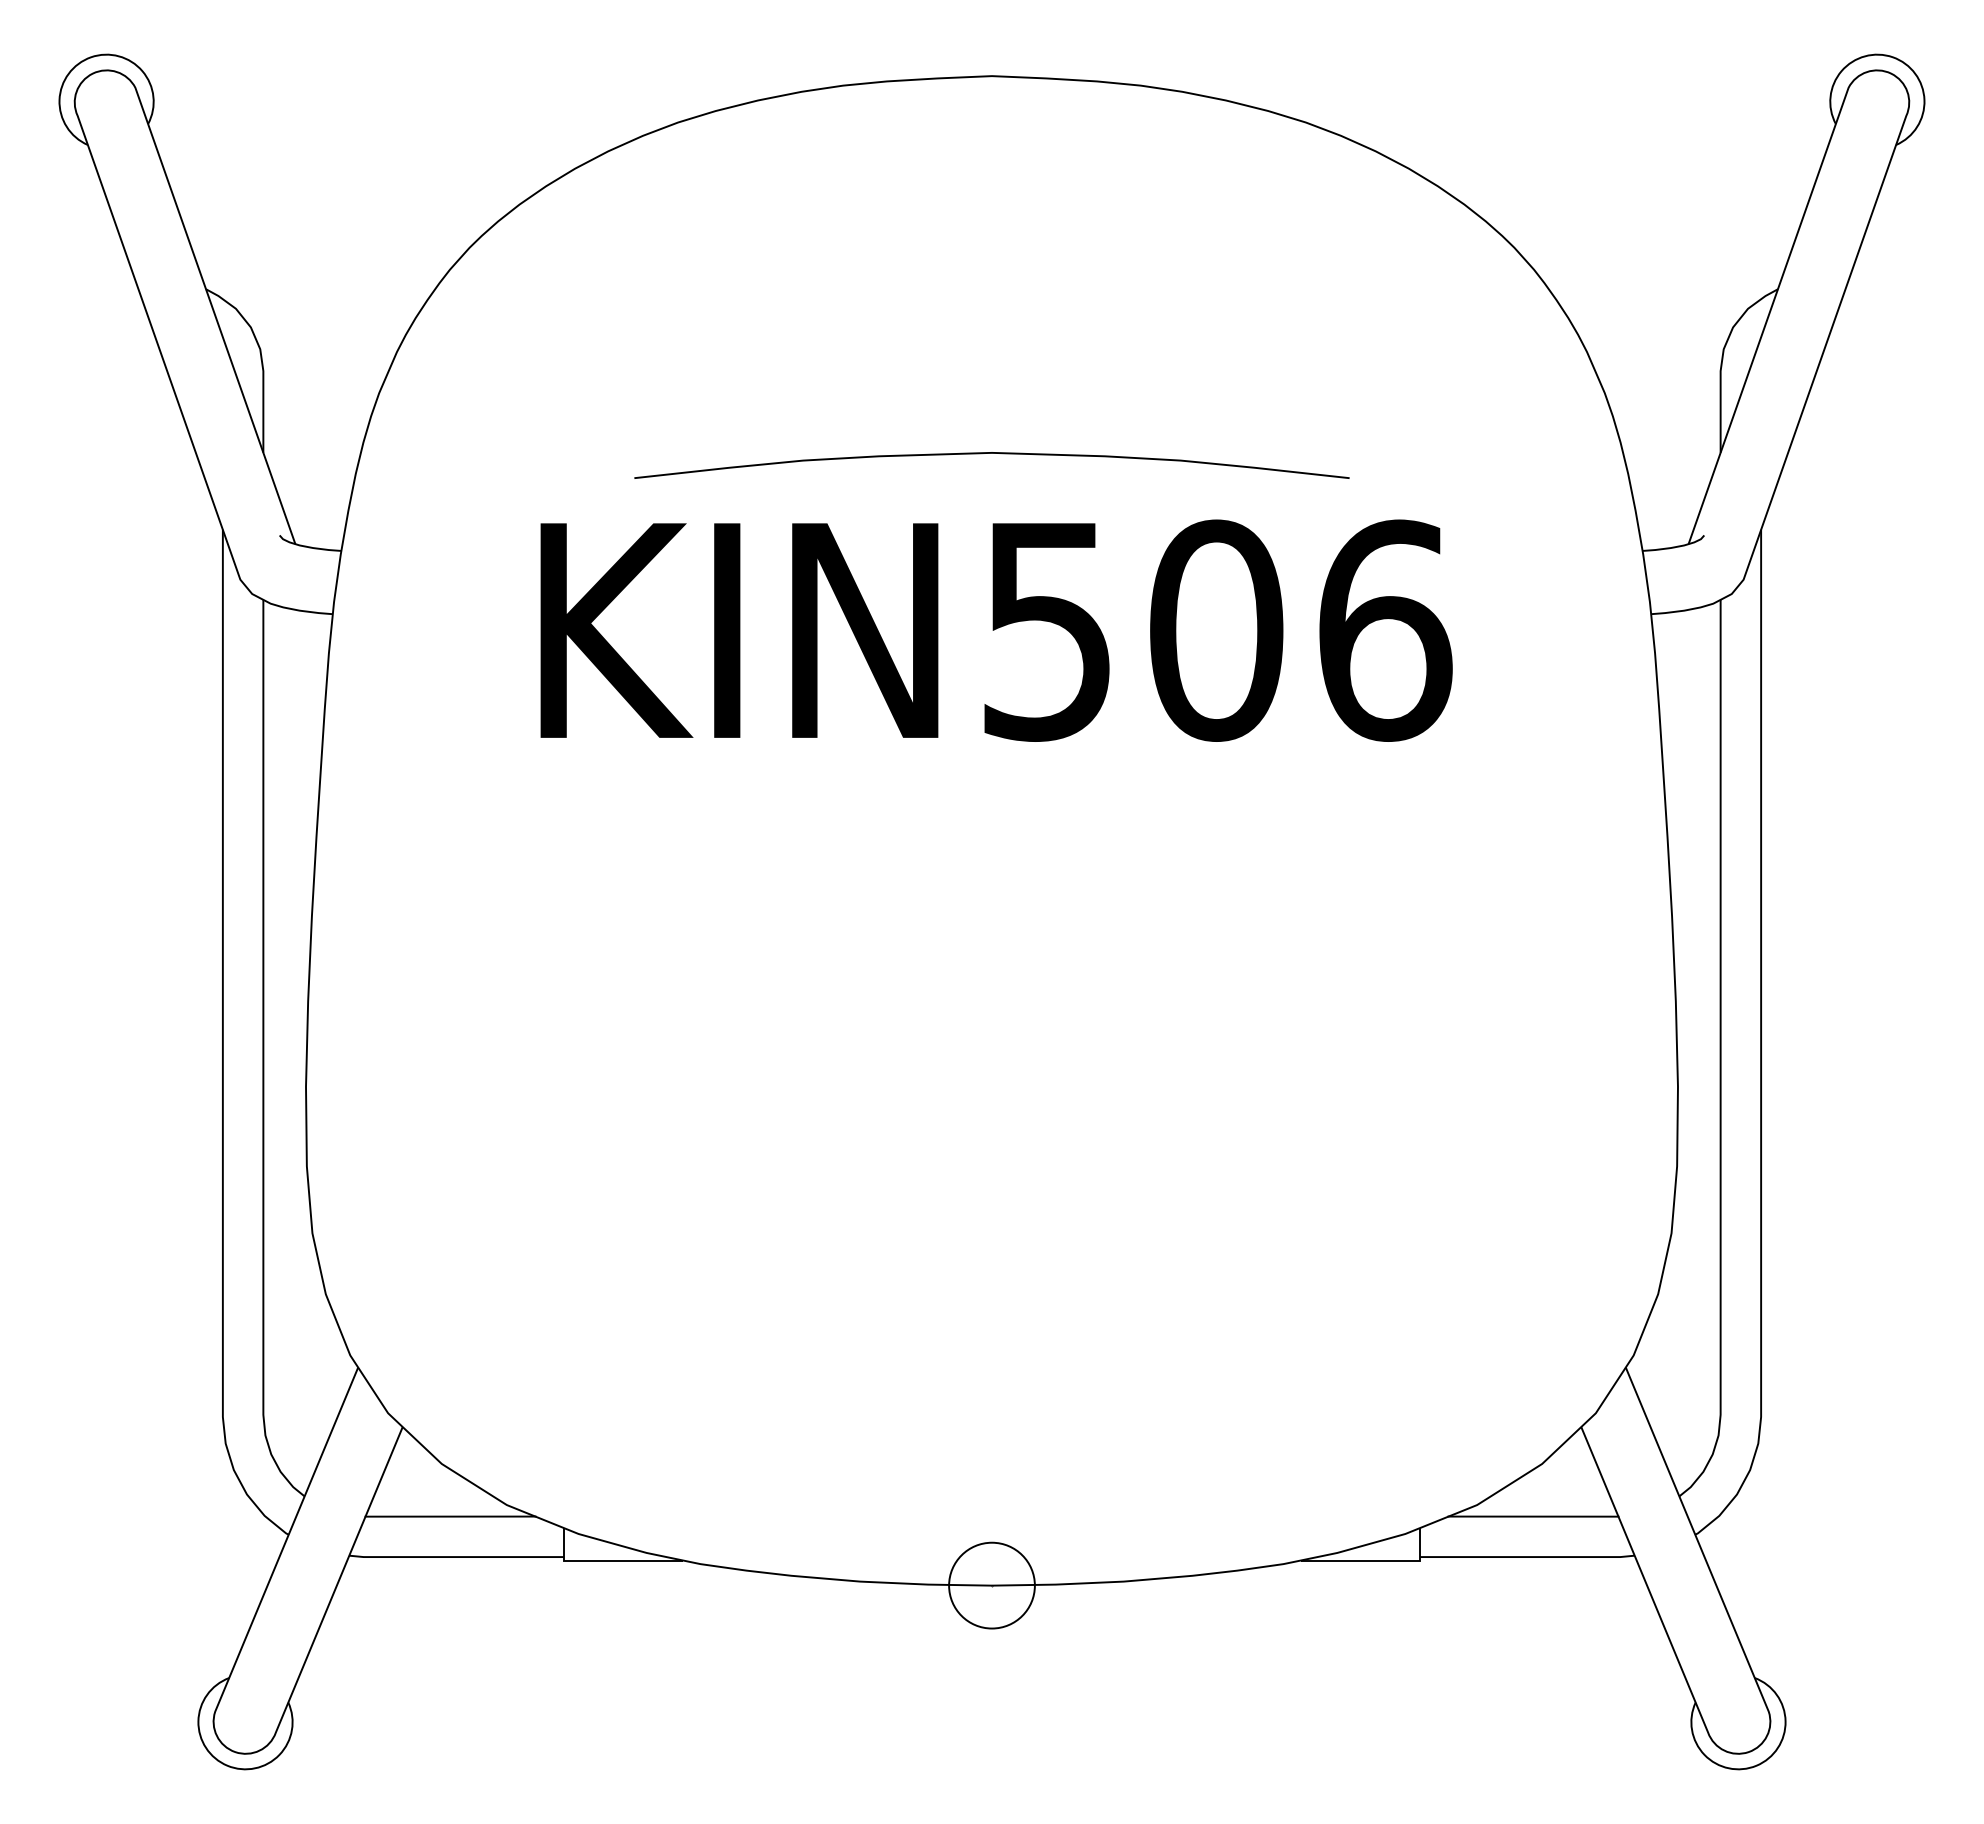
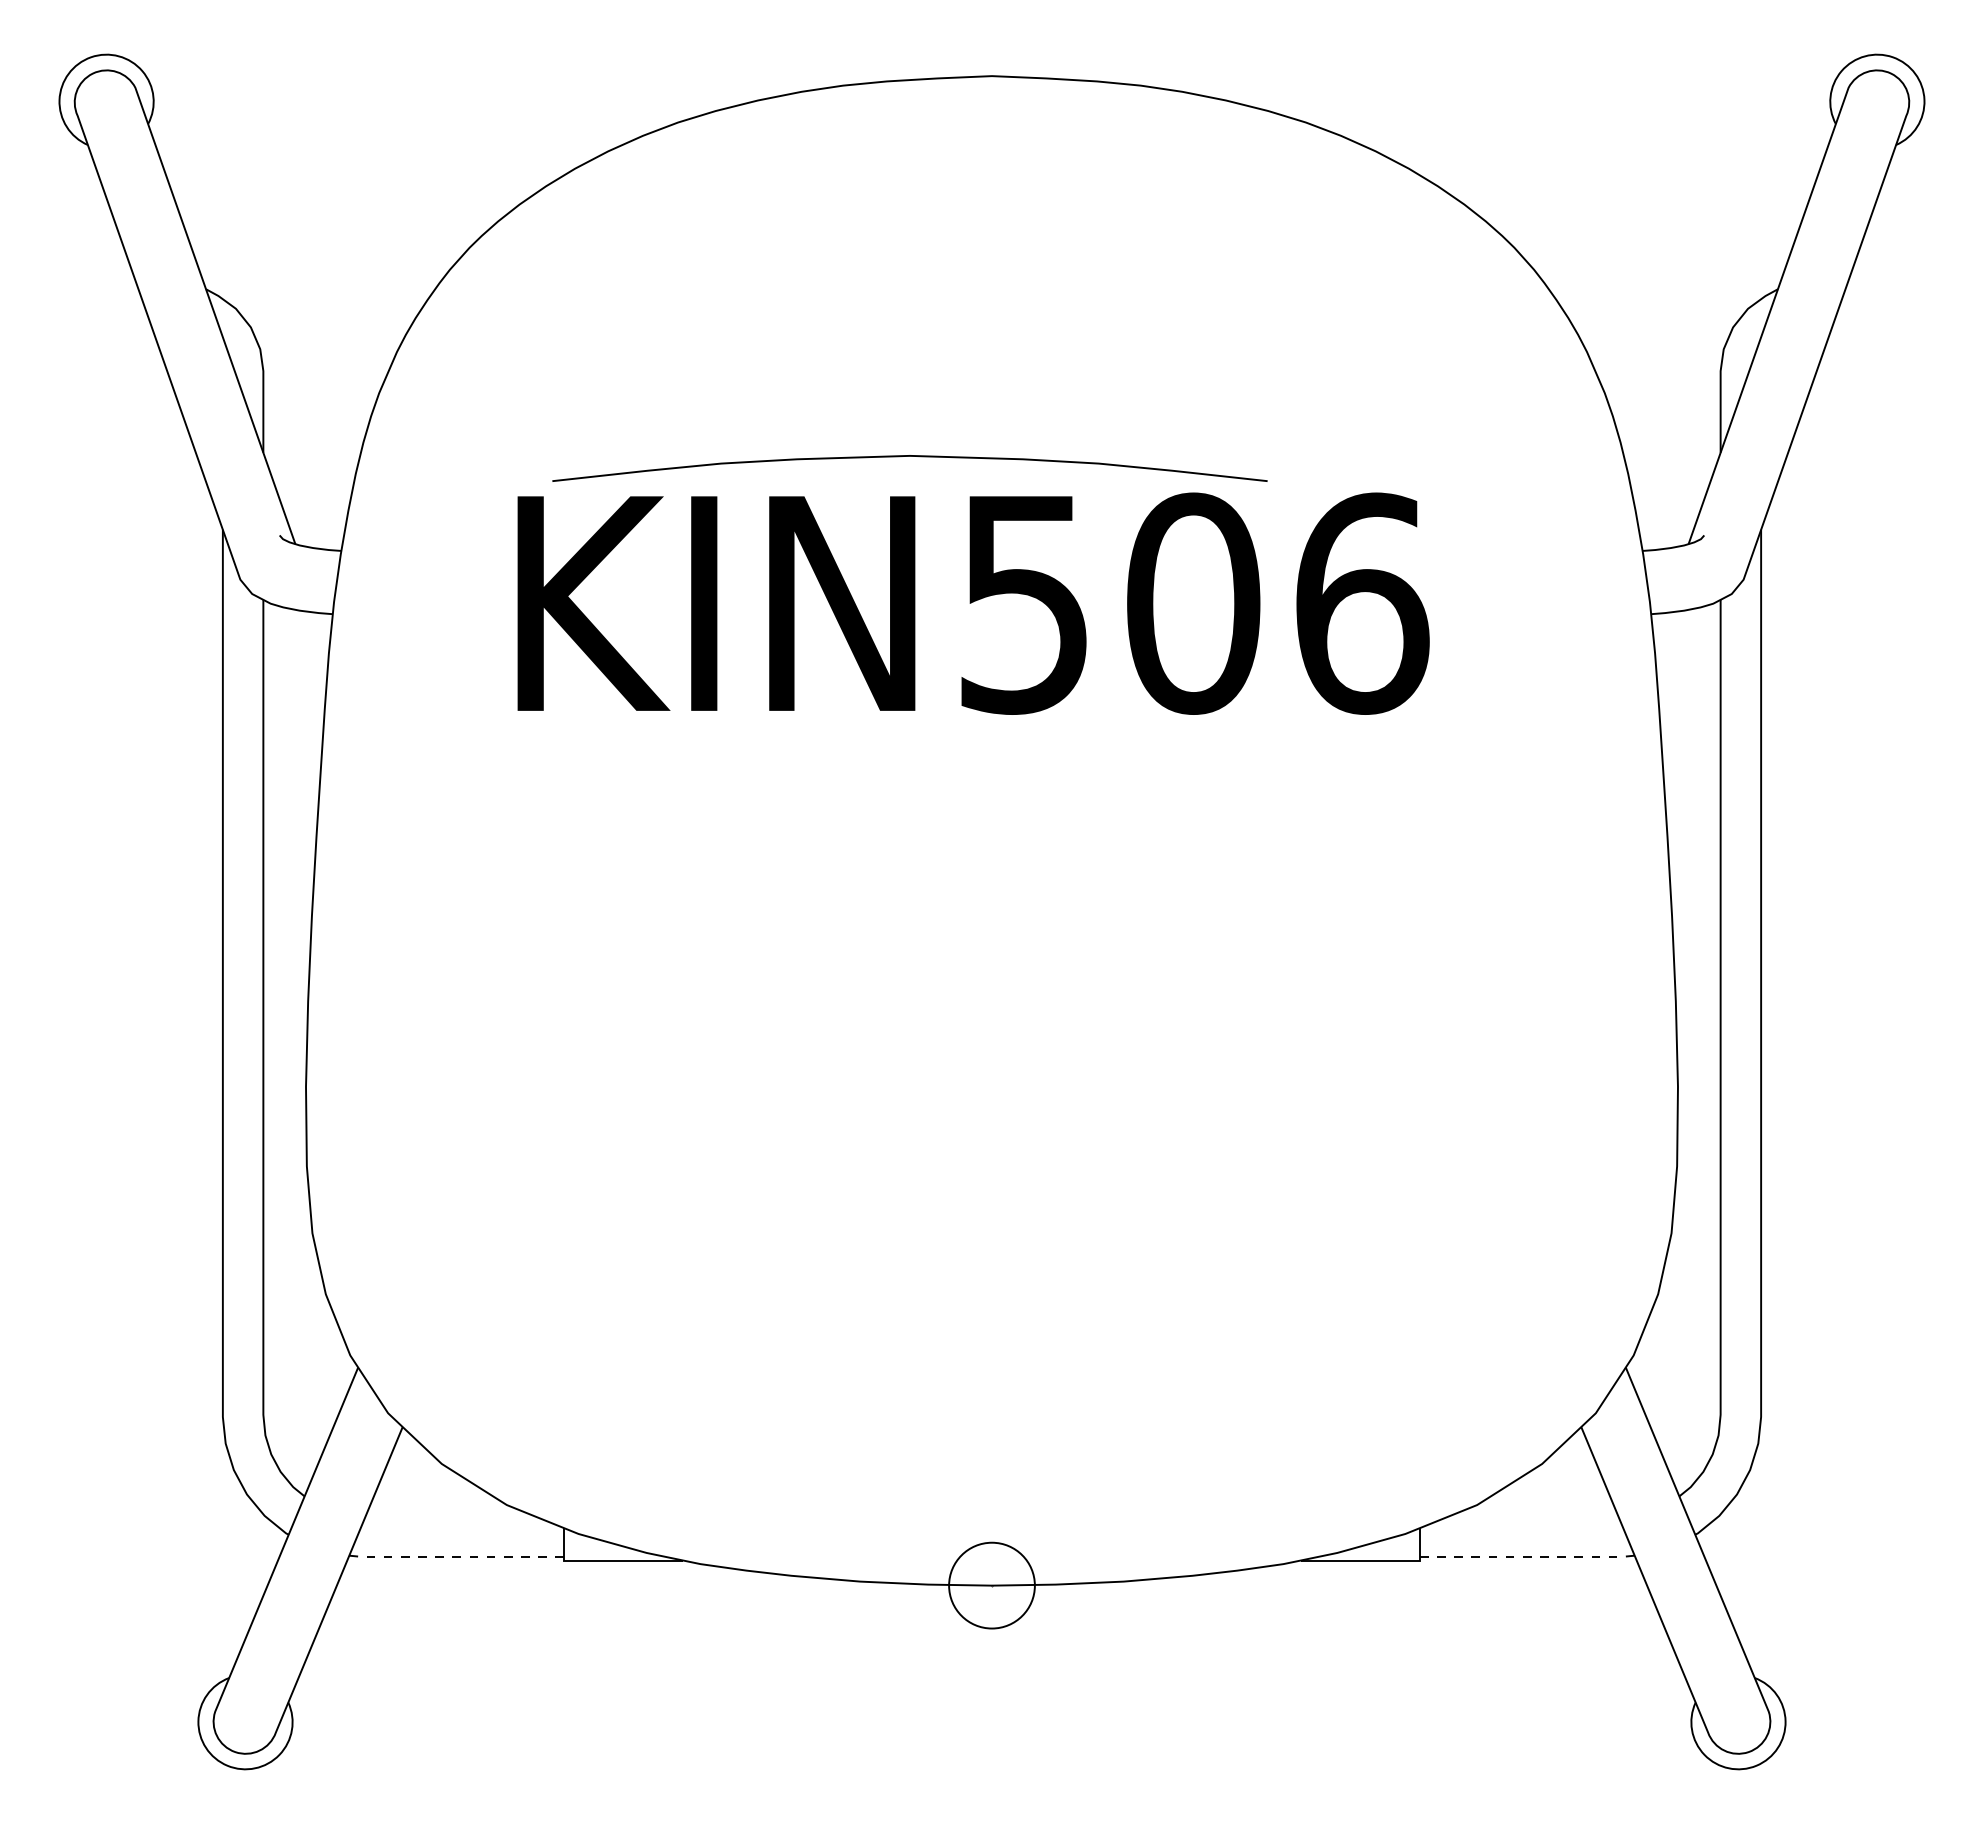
curve position: (991, 453) -> (909, 456) (909, 456)
text position: (996, 630) -> (973, 603) (973, 603)
line: present -> none (450, 1516)
line: present -> none (1533, 1516)
line: solid -> dashed (455, 1557)
line: solid -> dashed (1528, 1557)
